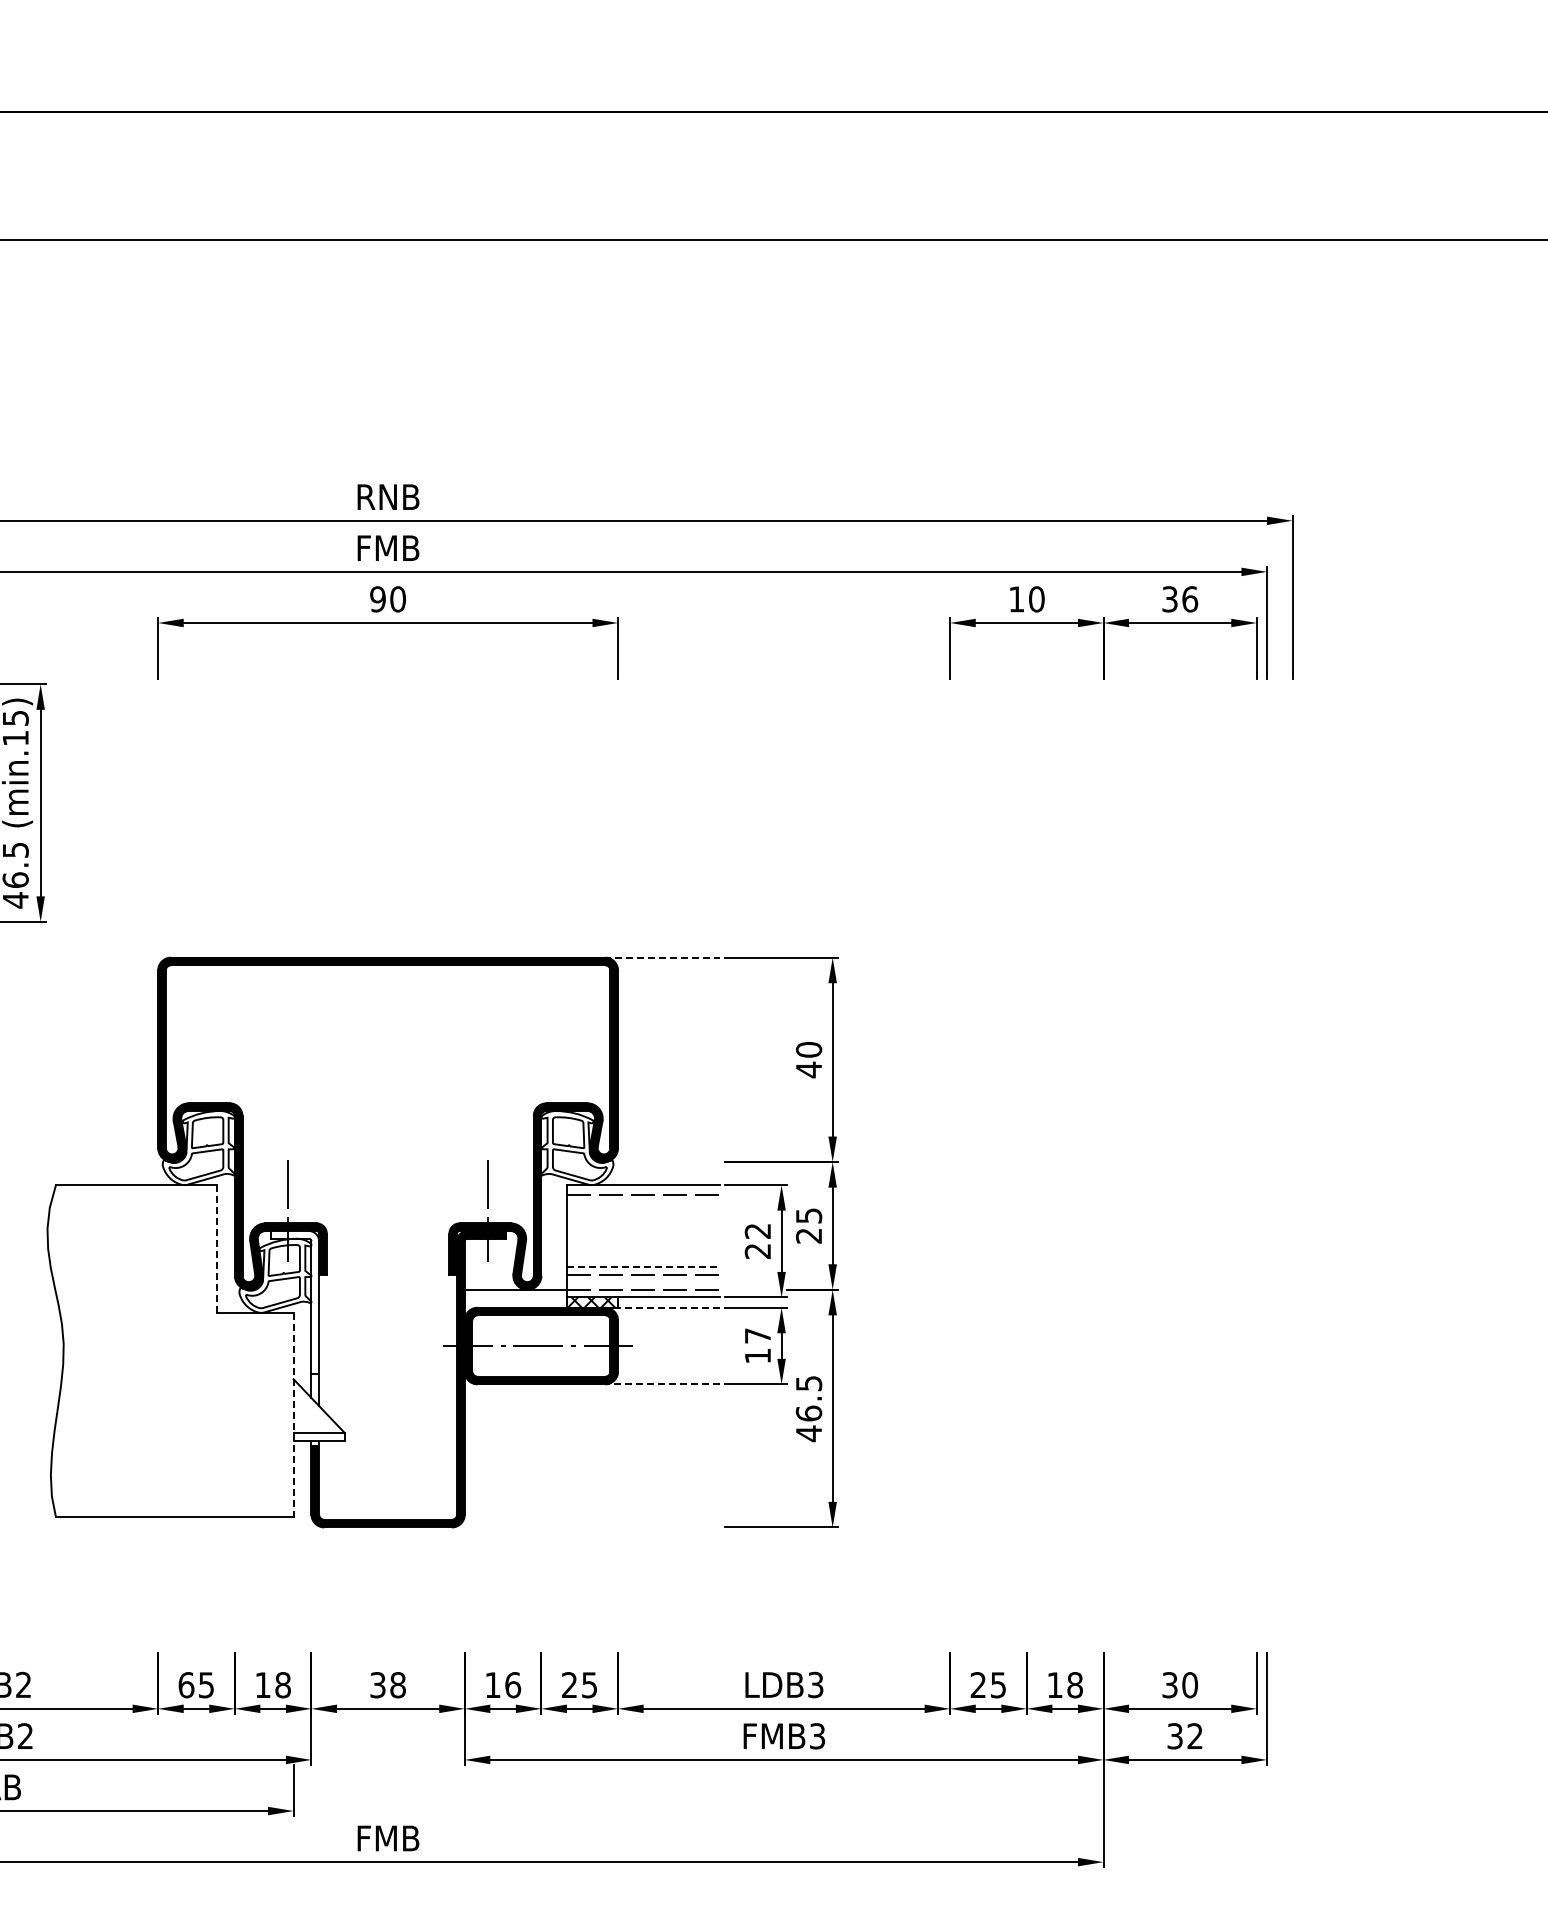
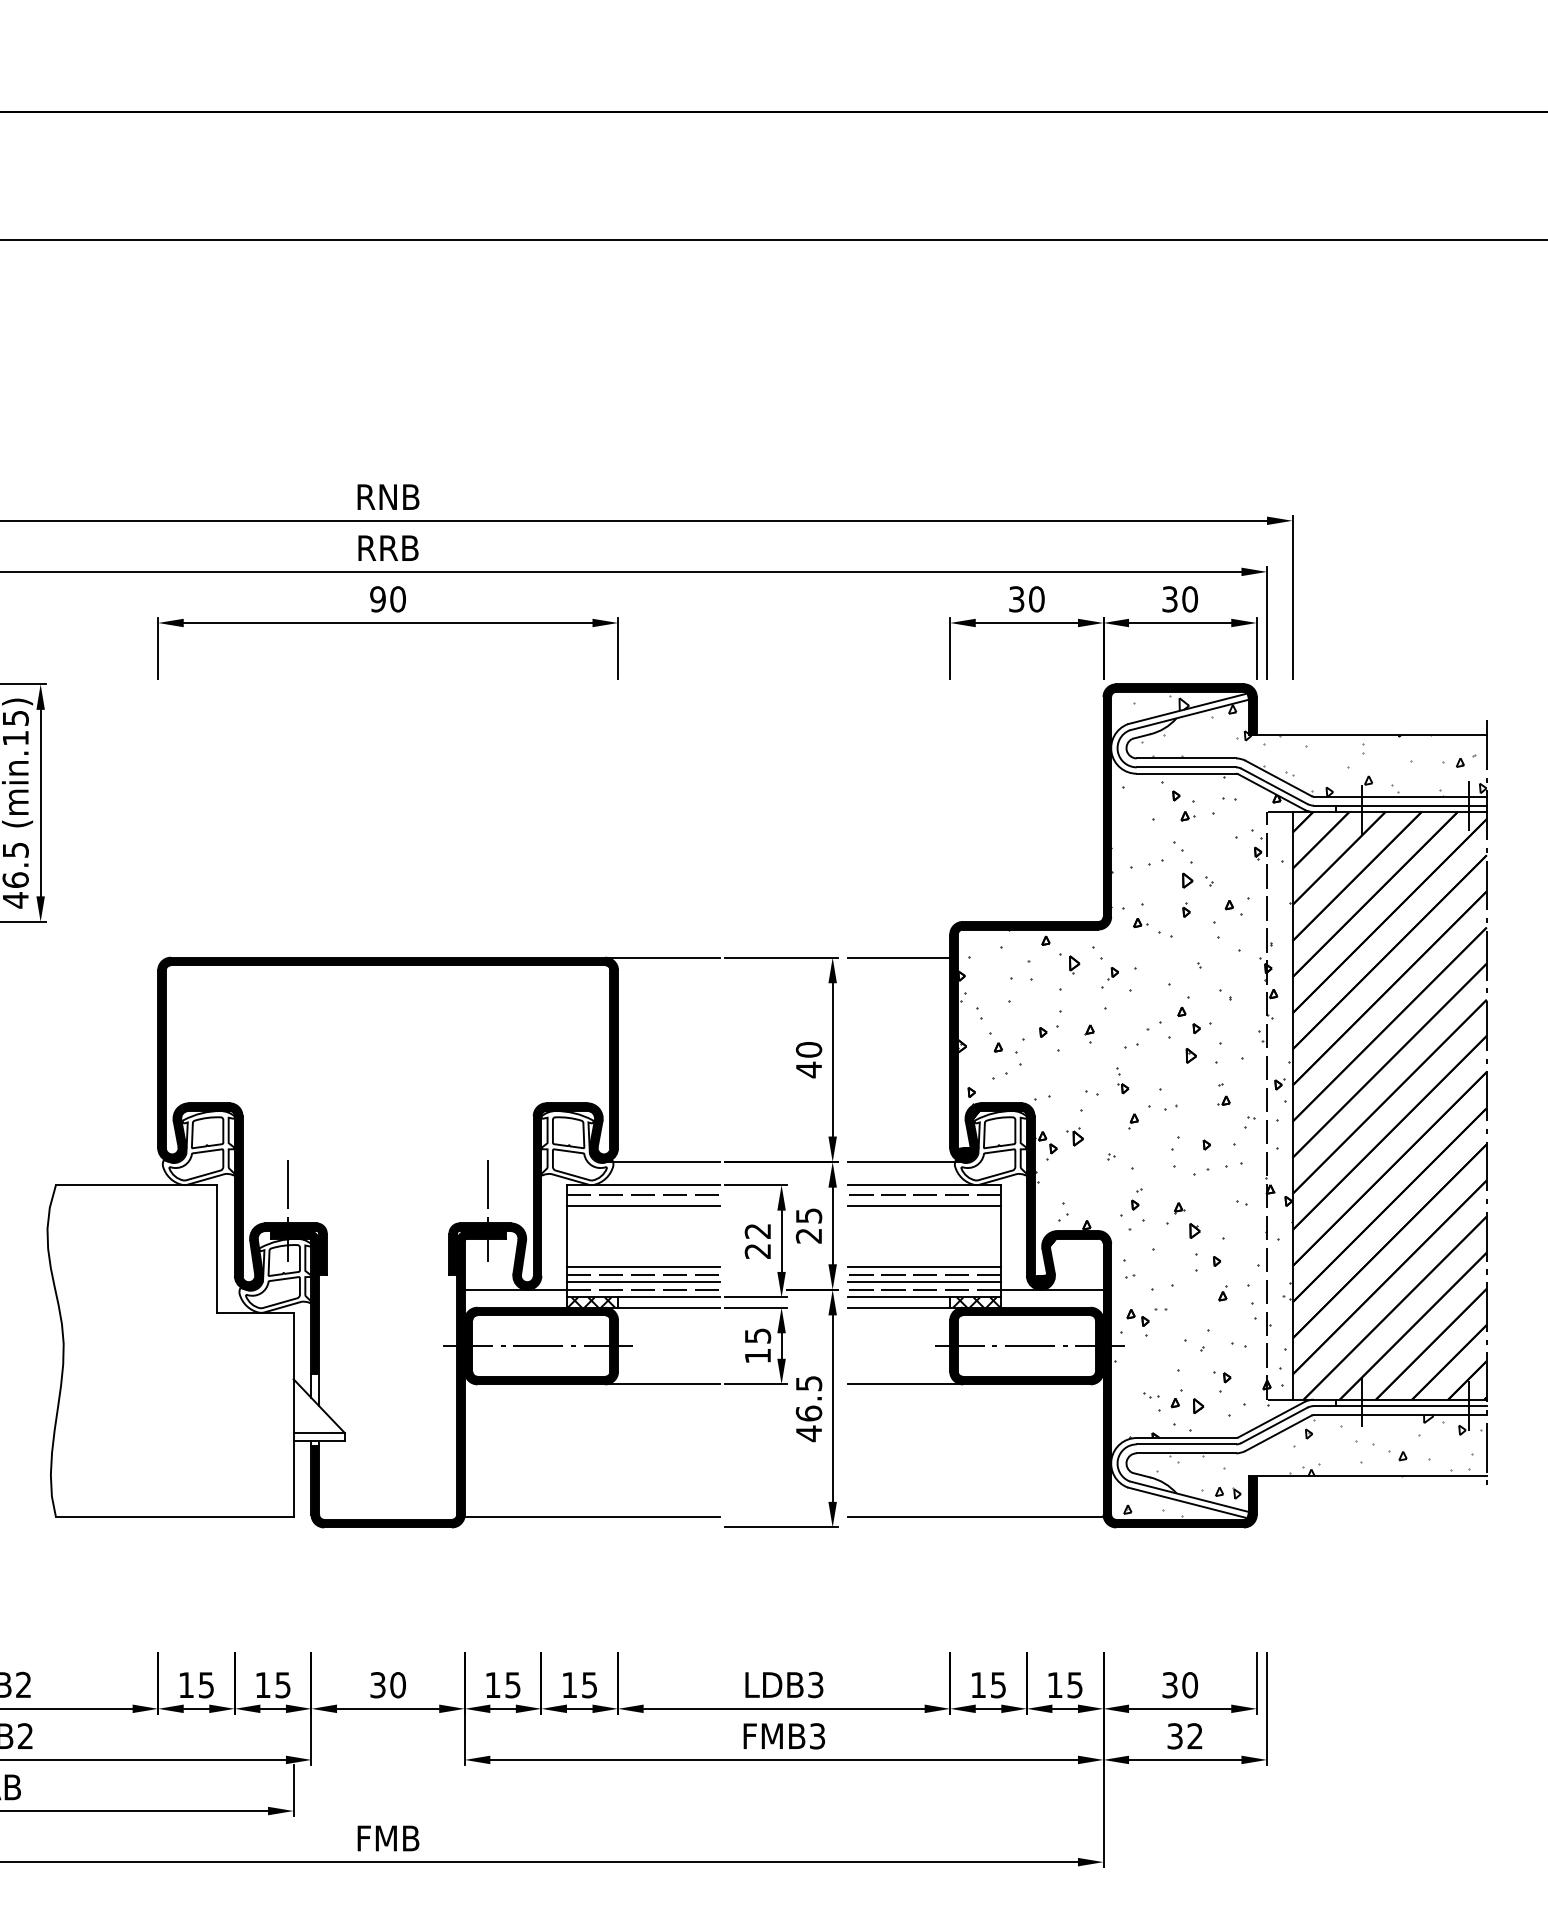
text: FMB -> RRB (388, 547)
text: 10 -> 30 (1016, 599)
text: 36 -> 30 (1190, 599)
line: dashed -> solid (662, 957)
part: none -> present (1167, 1105)
line: none -> present (662, 1162)
line: none -> present (643, 1205)
line: dashed -> solid (216, 1248)
line: dashed -> solid (643, 1266)
line: none -> present (643, 1282)
fill: none -> present (294, 1302)
line: dashed -> solid (668, 1307)
text: 17 -> 15 (758, 1335)
line: dashed -> solid (662, 1384)
line: dashed -> solid (293, 1415)
line: none -> present (592, 1517)
text: 25 -> 15 (569, 1684)
text: 25 -> 15 (977, 1684)
text: 65 -> 15 (186, 1685)
text: 18 -> 15 (282, 1685)
text: 38 -> 30 (397, 1685)
text: 16 -> 15 (513, 1685)
text: 18 -> 15 (1074, 1685)
